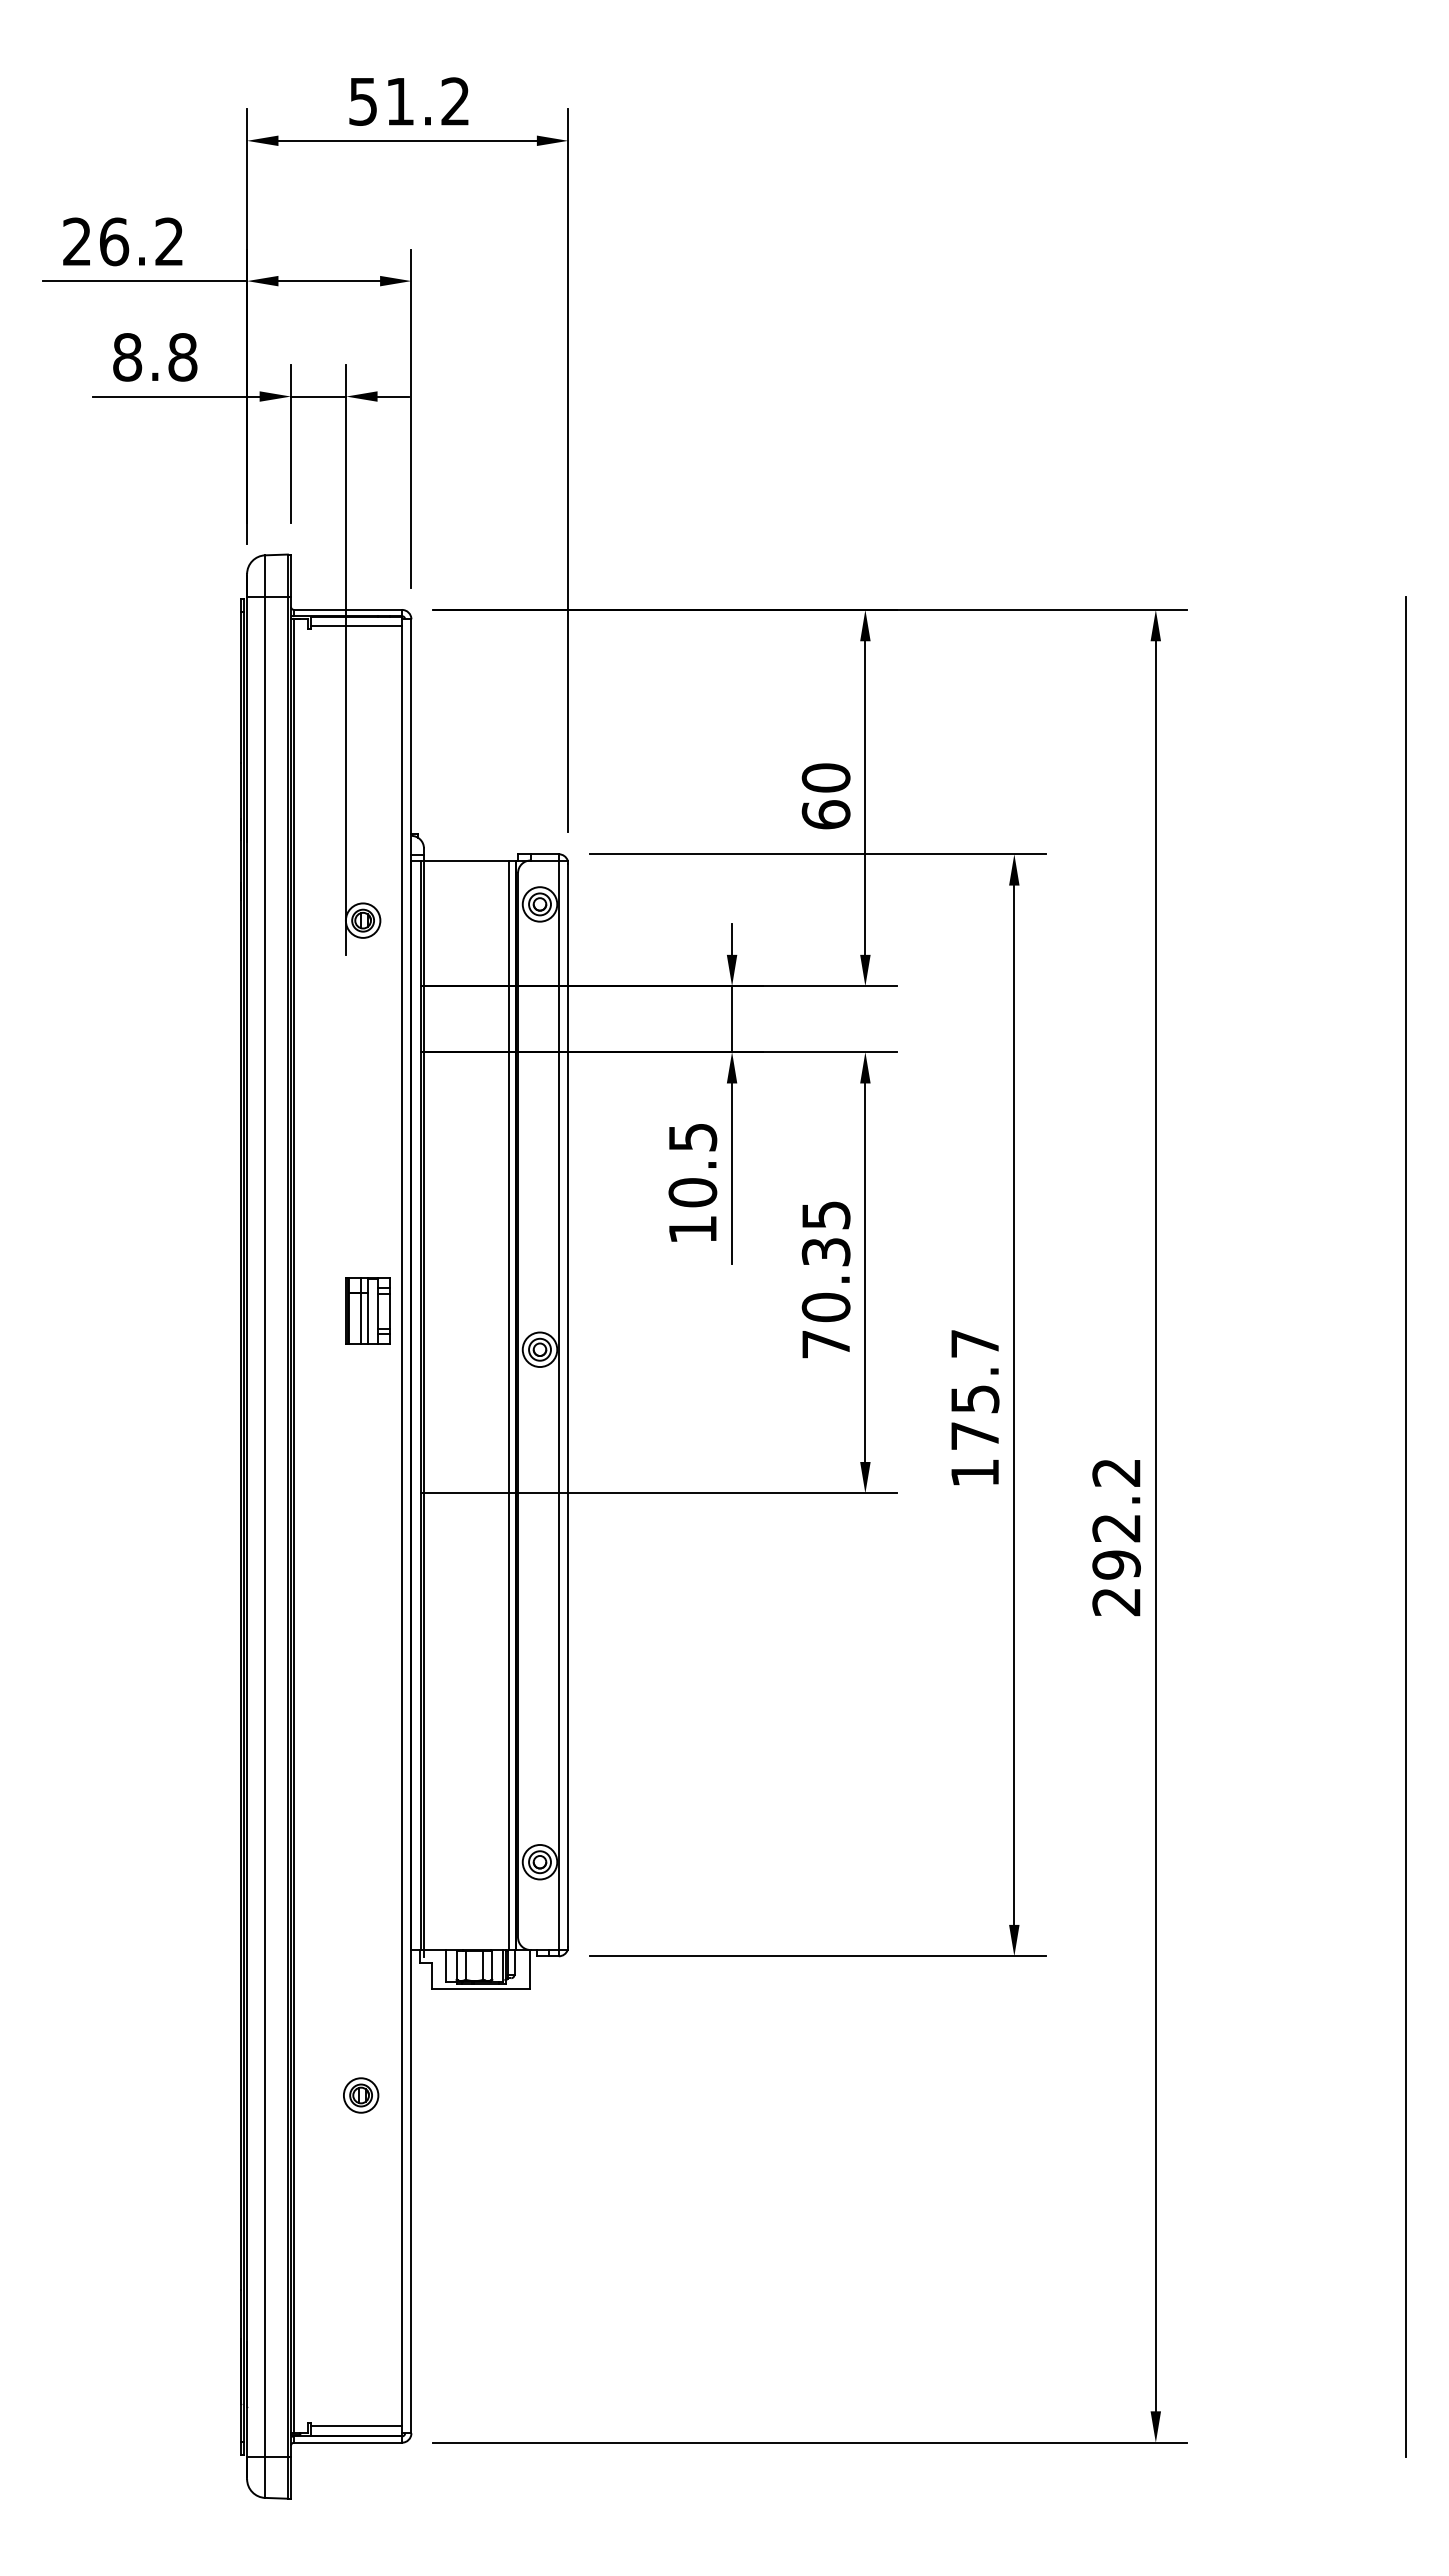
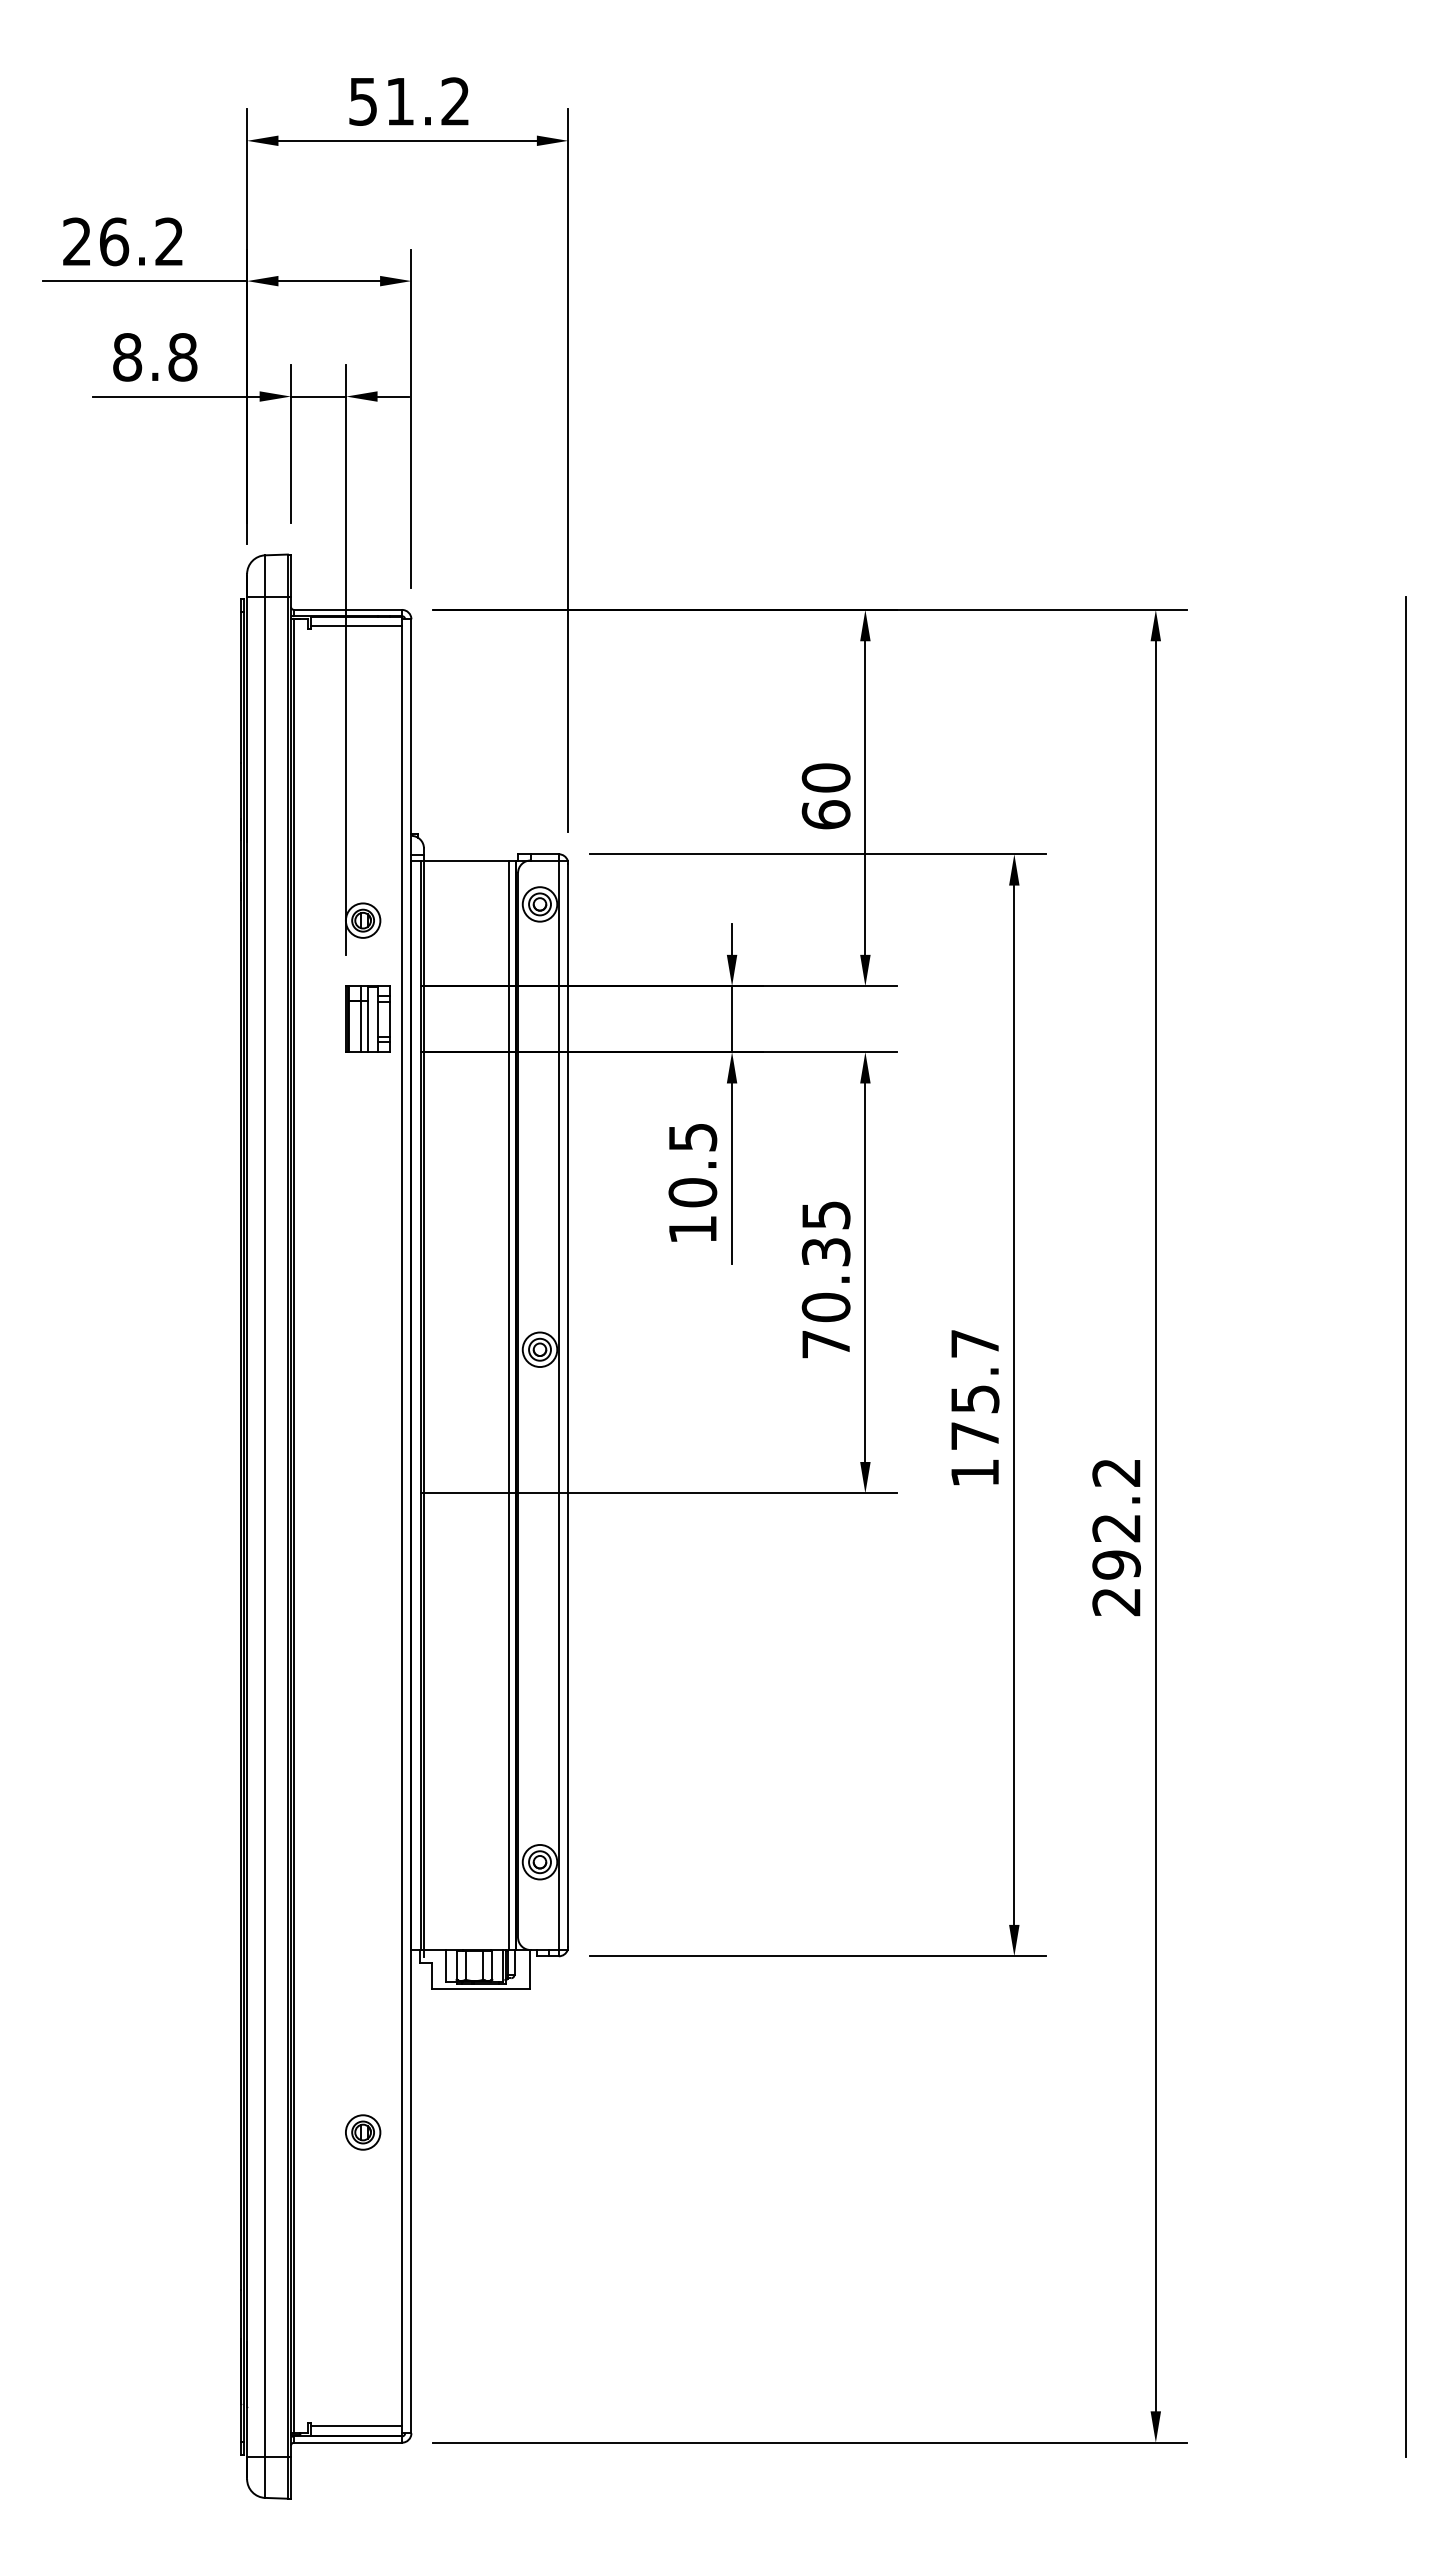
part position: (367, 1310) -> (367, 1018) (367, 1018)
part position: (361, 2095) -> (363, 2132) (363, 2132)
